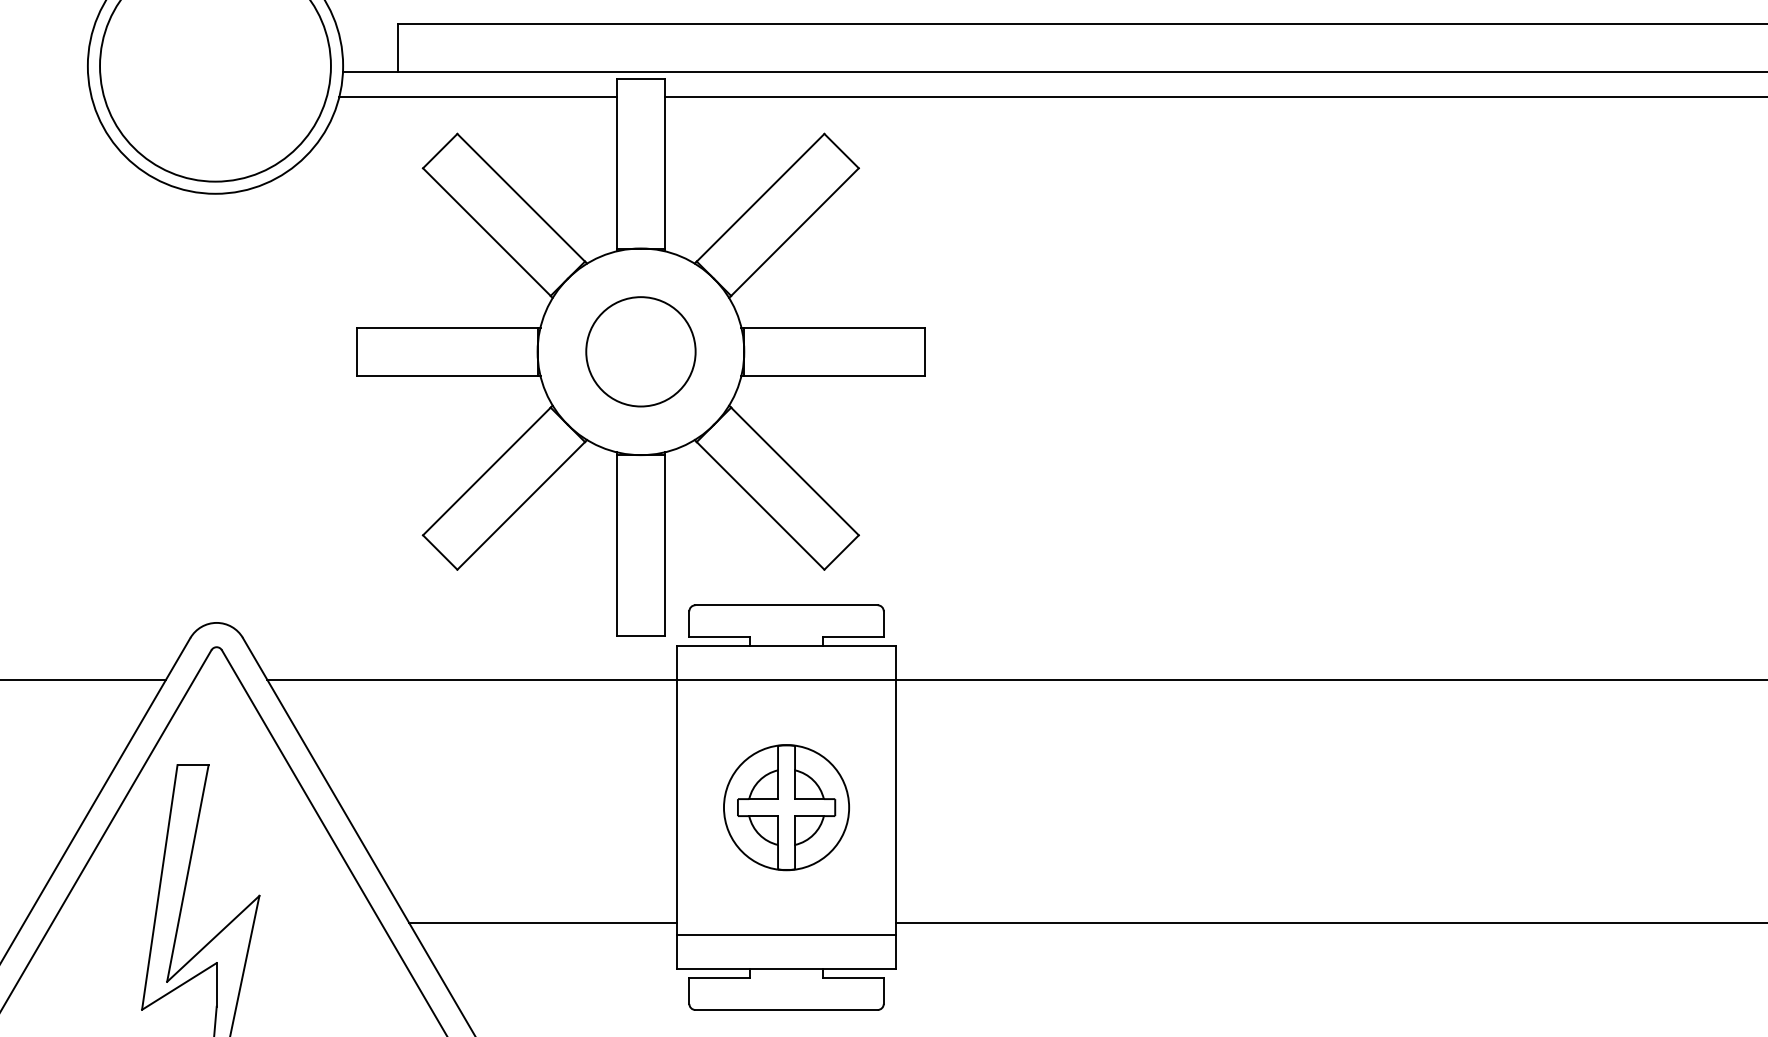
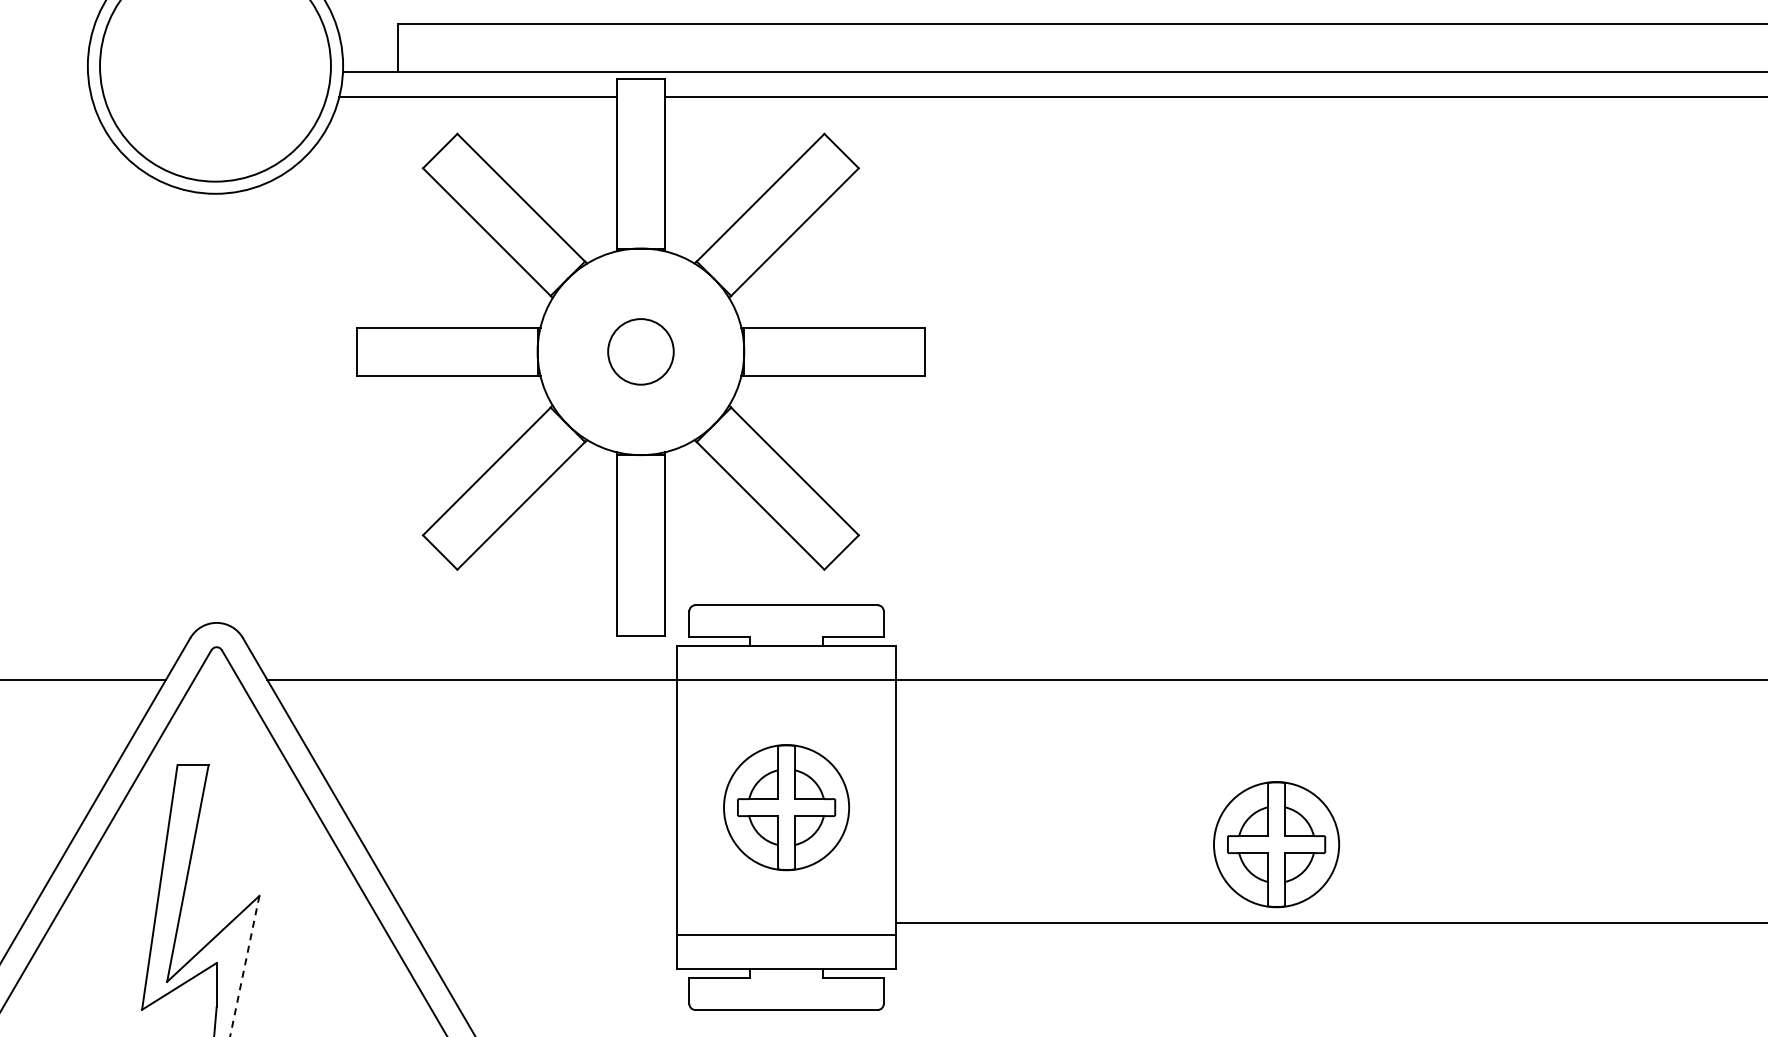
circle size: 112x112 px -> 68x68 px (640, 351)
part: none -> present (1276, 844)
line: present -> none (543, 923)
line: solid -> dashed (244, 966)
